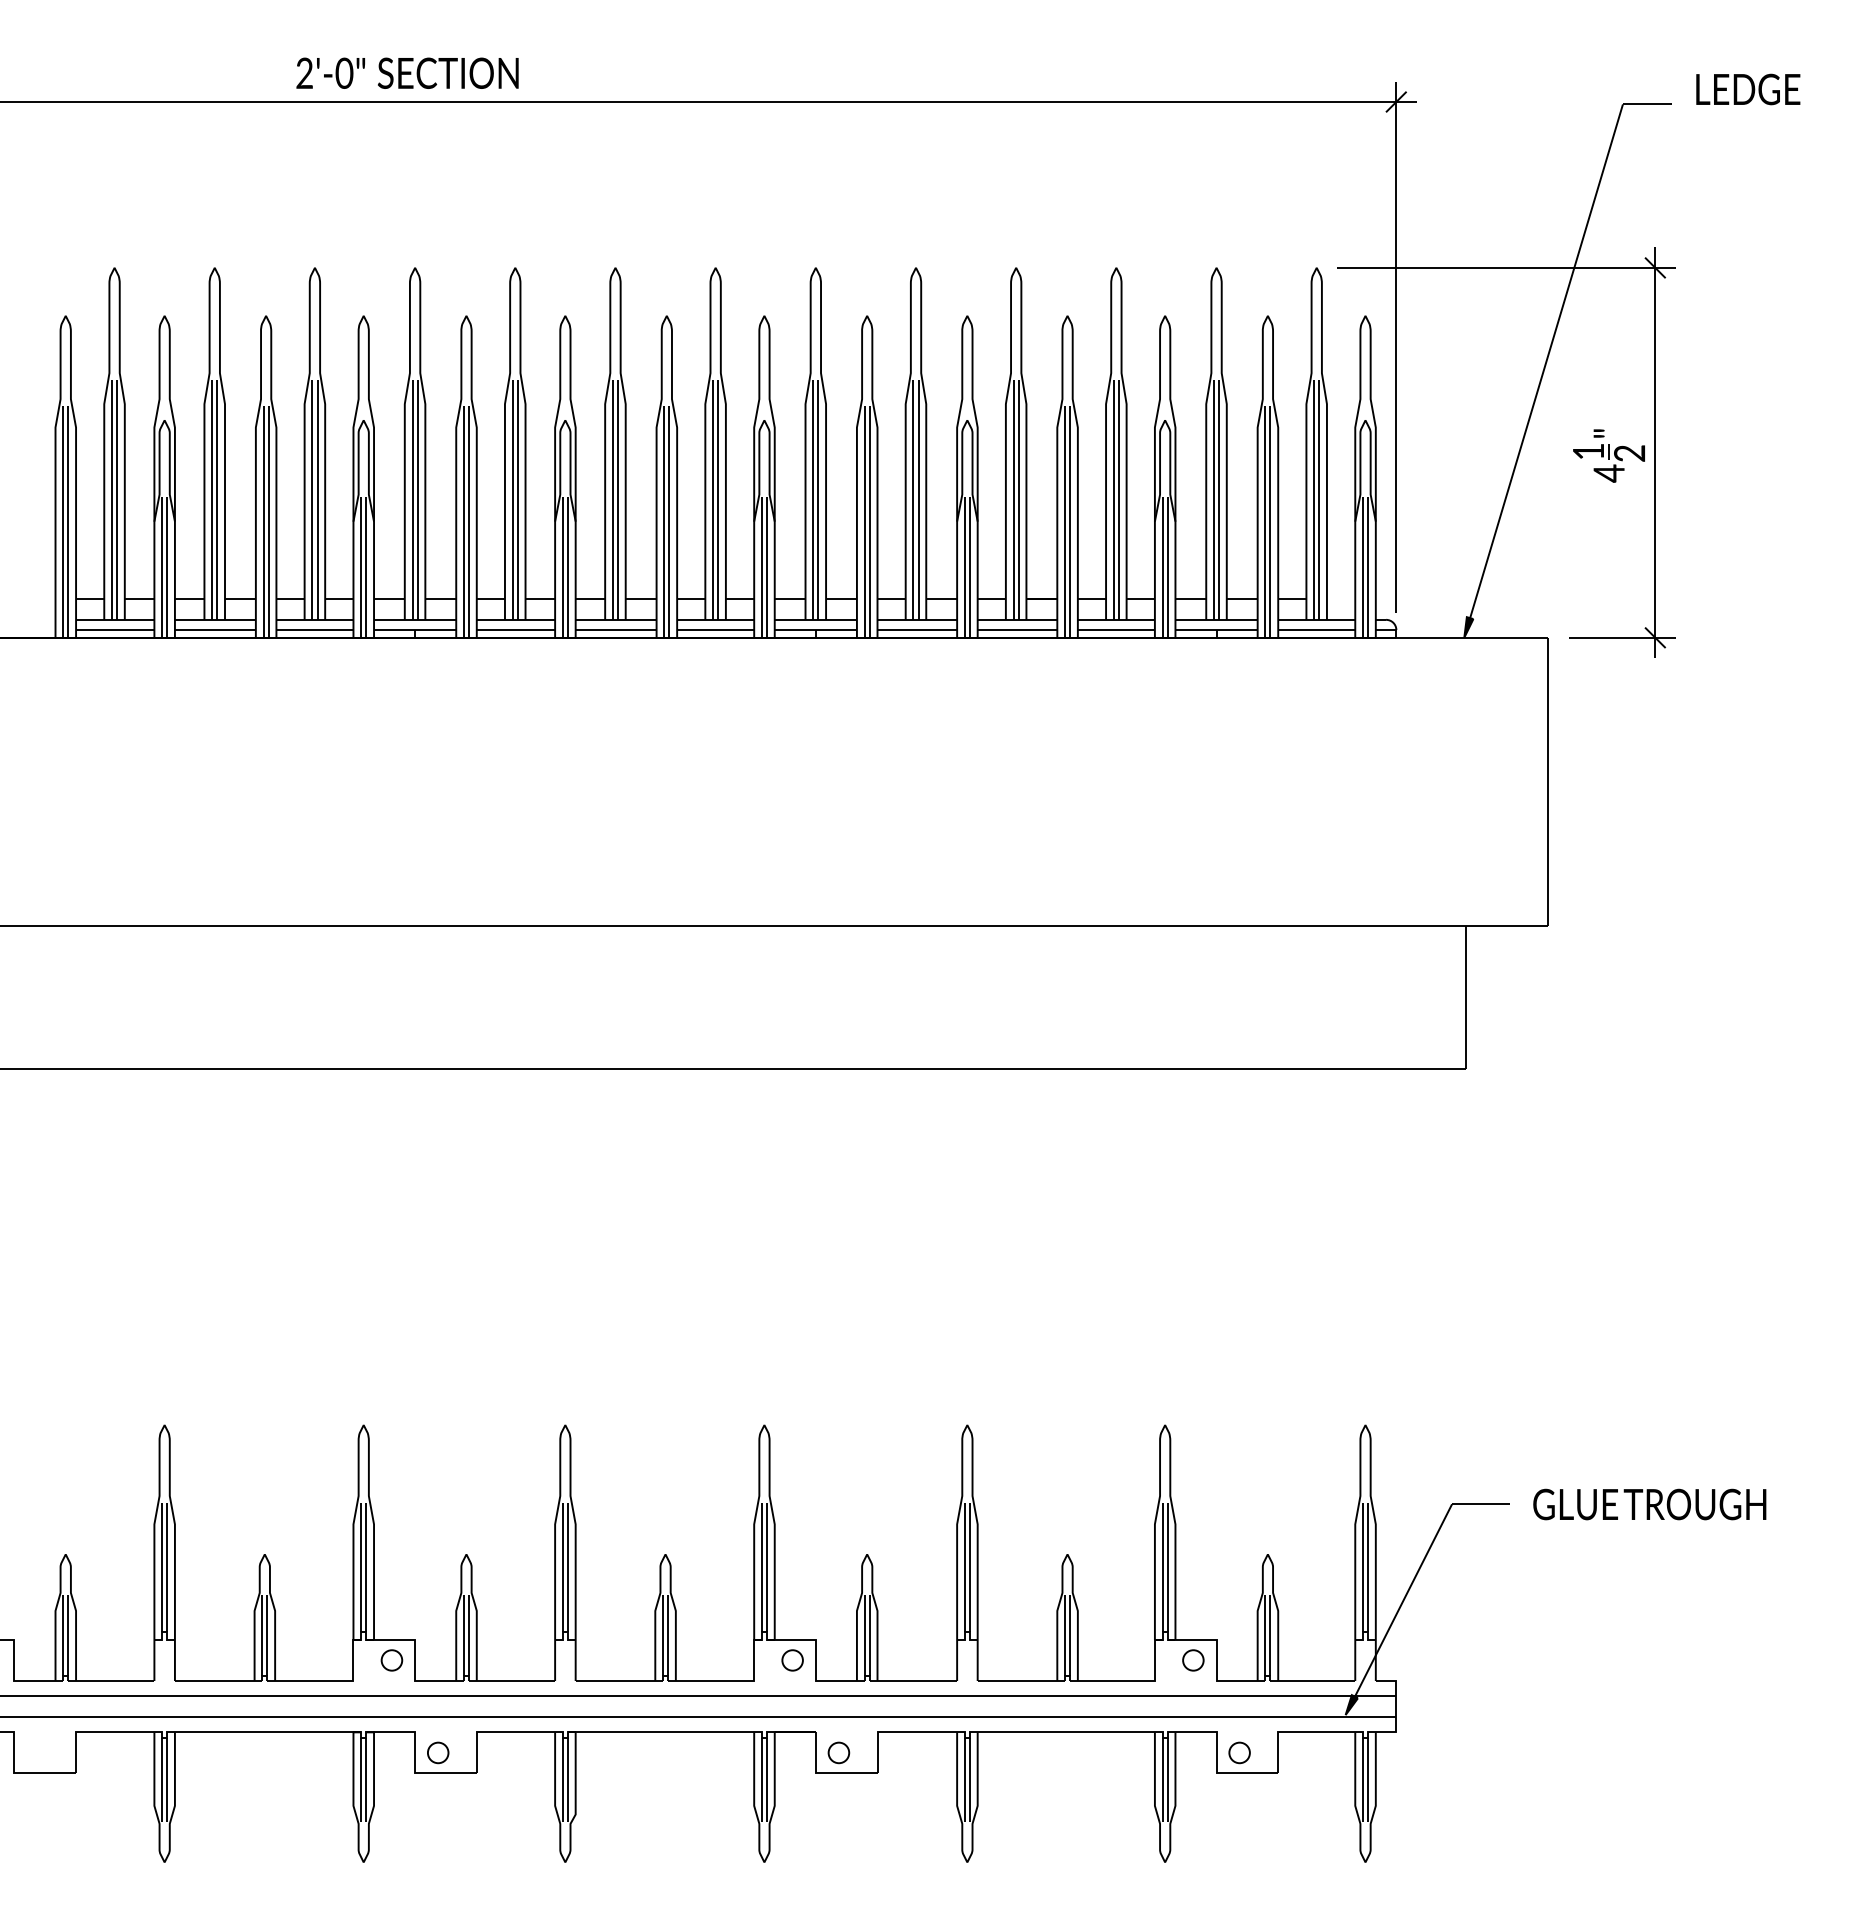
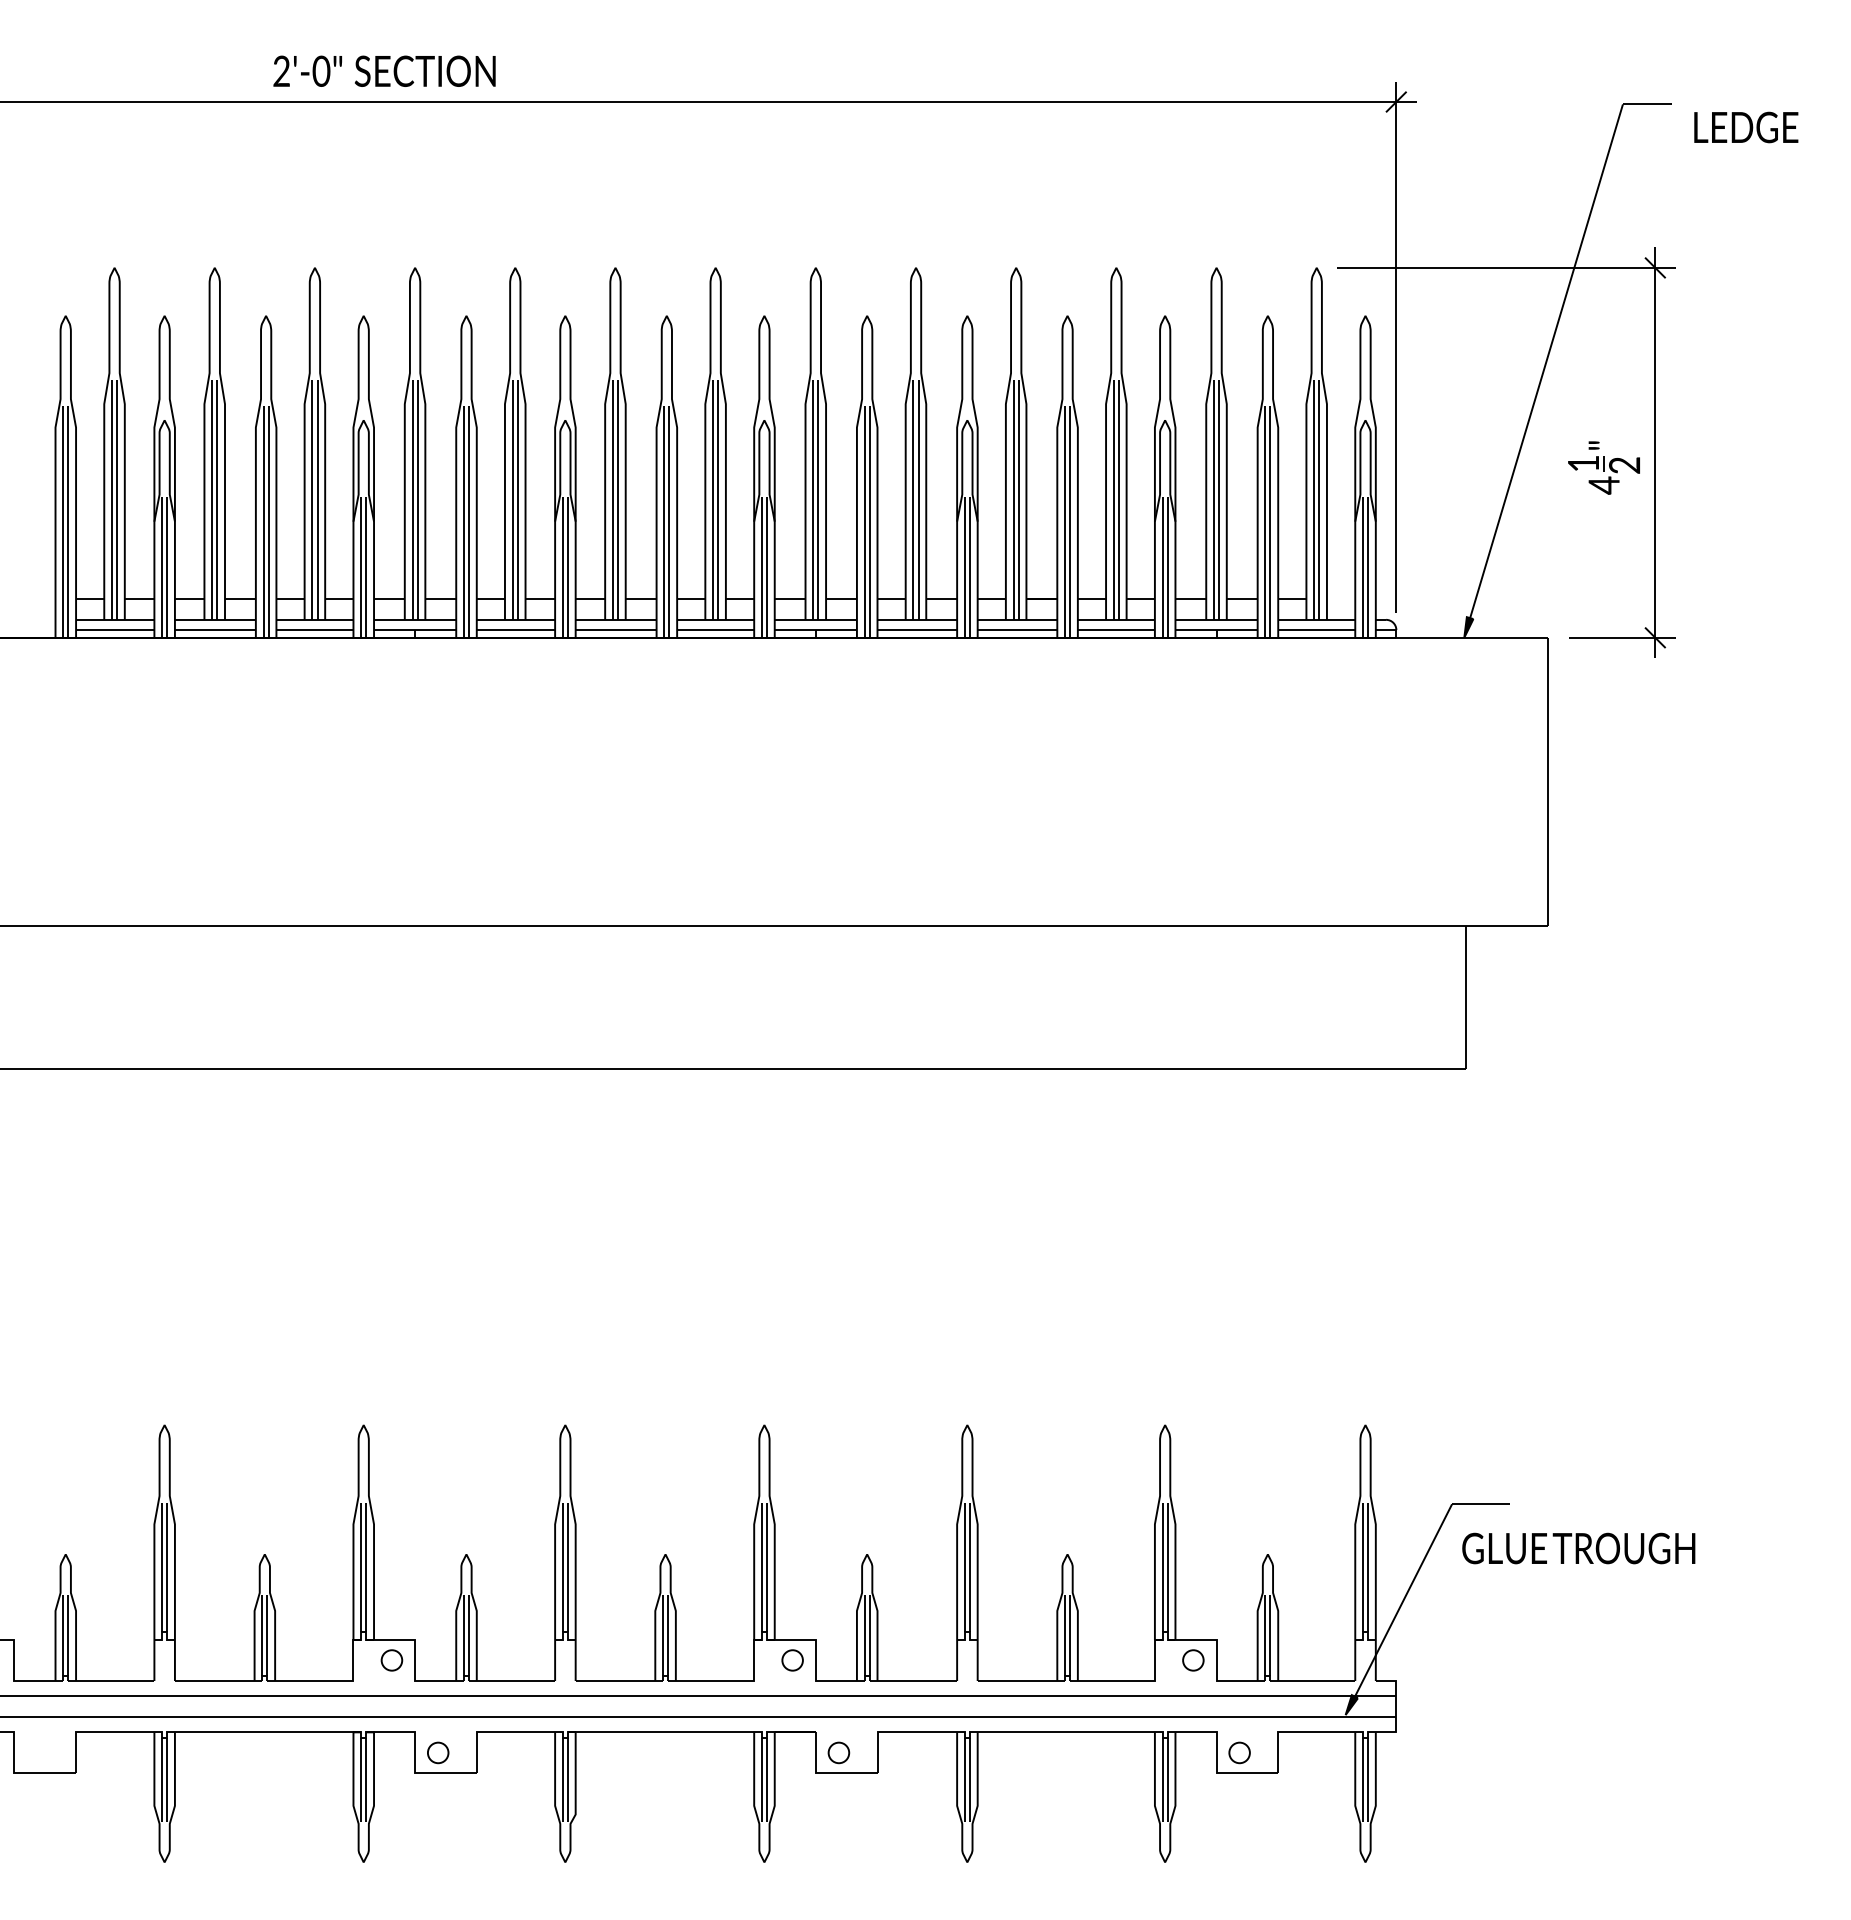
text position: (407, 72) -> (384, 70) (384, 70)
text position: (1748, 89) -> (1746, 127) (1746, 127)
part position: (1608, 455) -> (1603, 467) (1603, 467)
text position: (1649, 1504) -> (1578, 1548) (1578, 1548)
